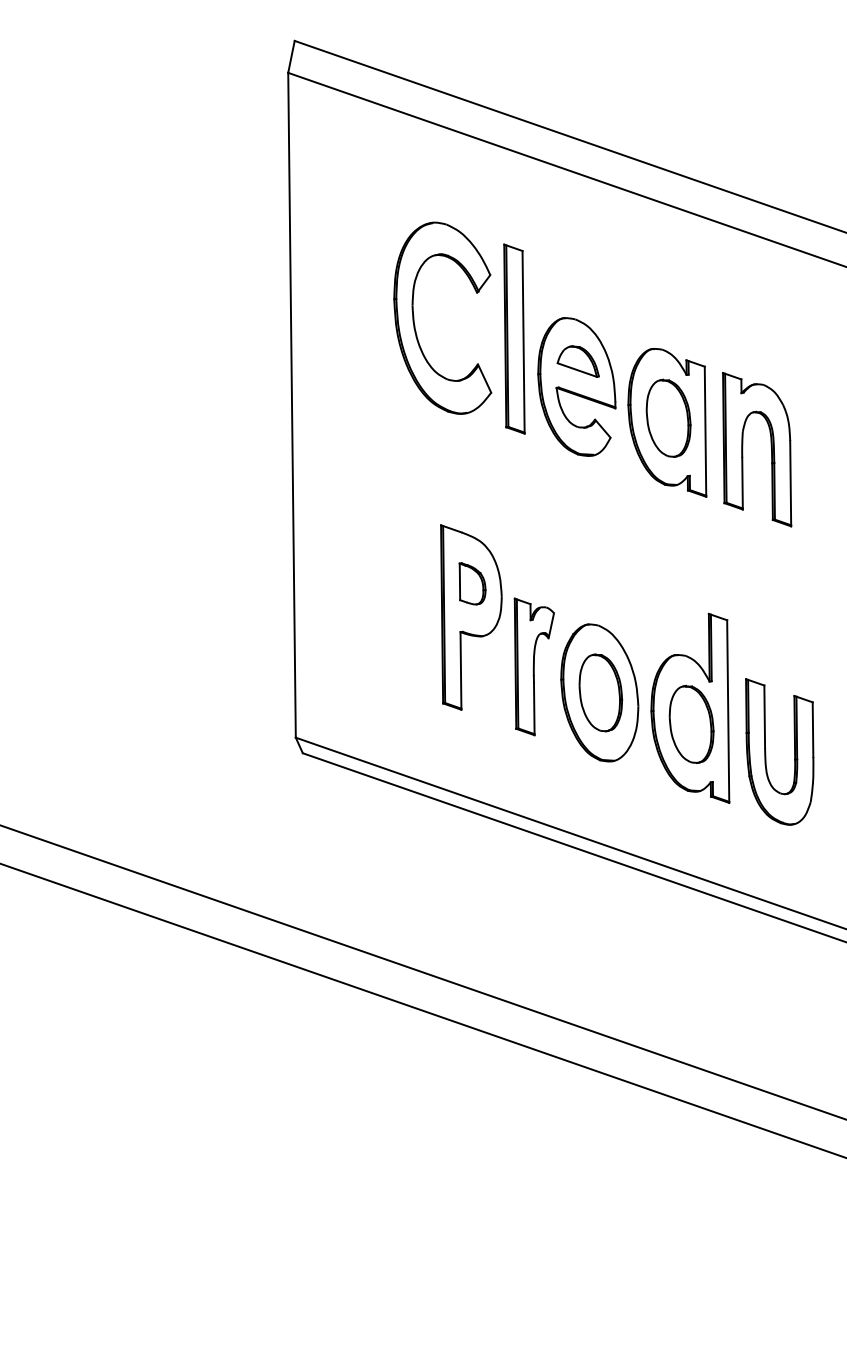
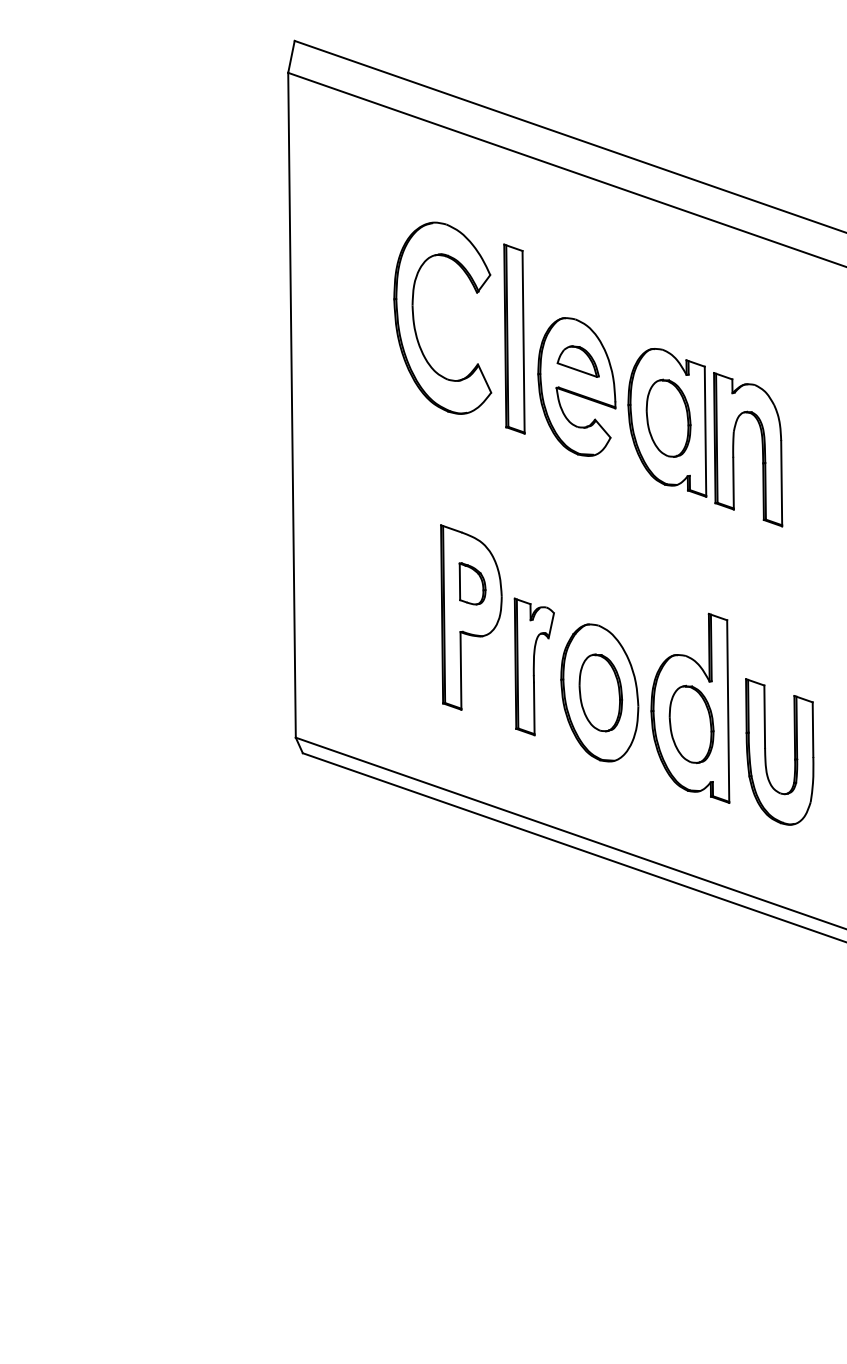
part position: (770, 445) -> (761, 445) (761, 445)
line: present -> none (422, 972)
line: present -> none (422, 1010)
